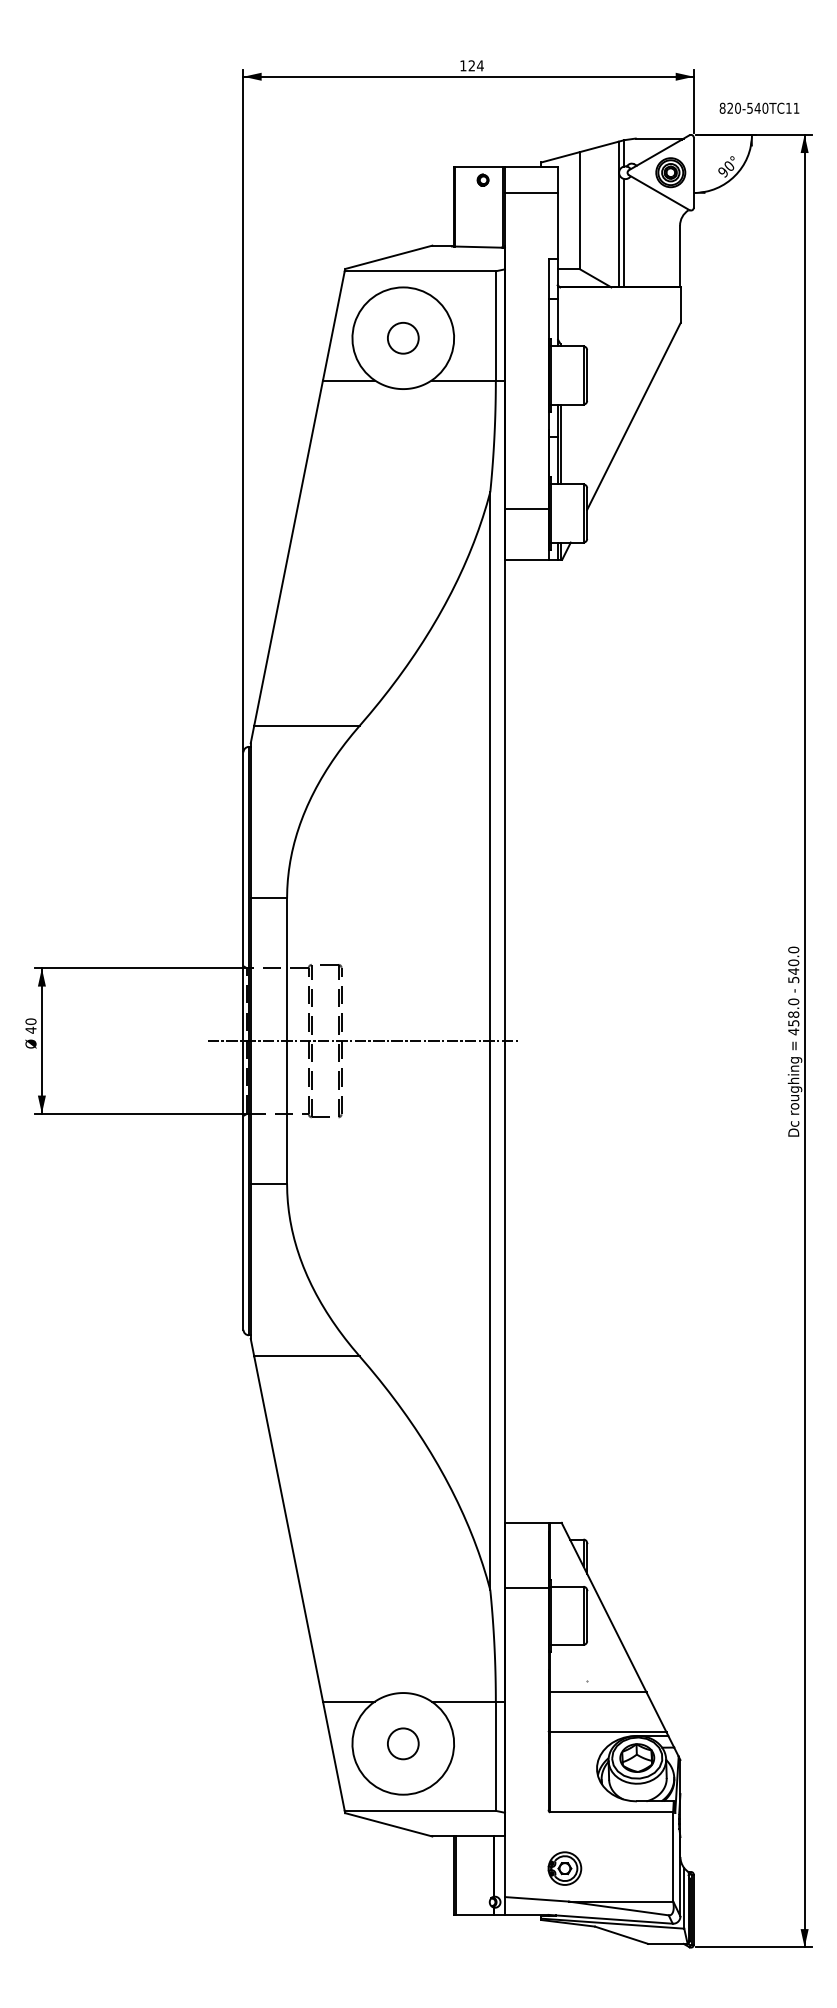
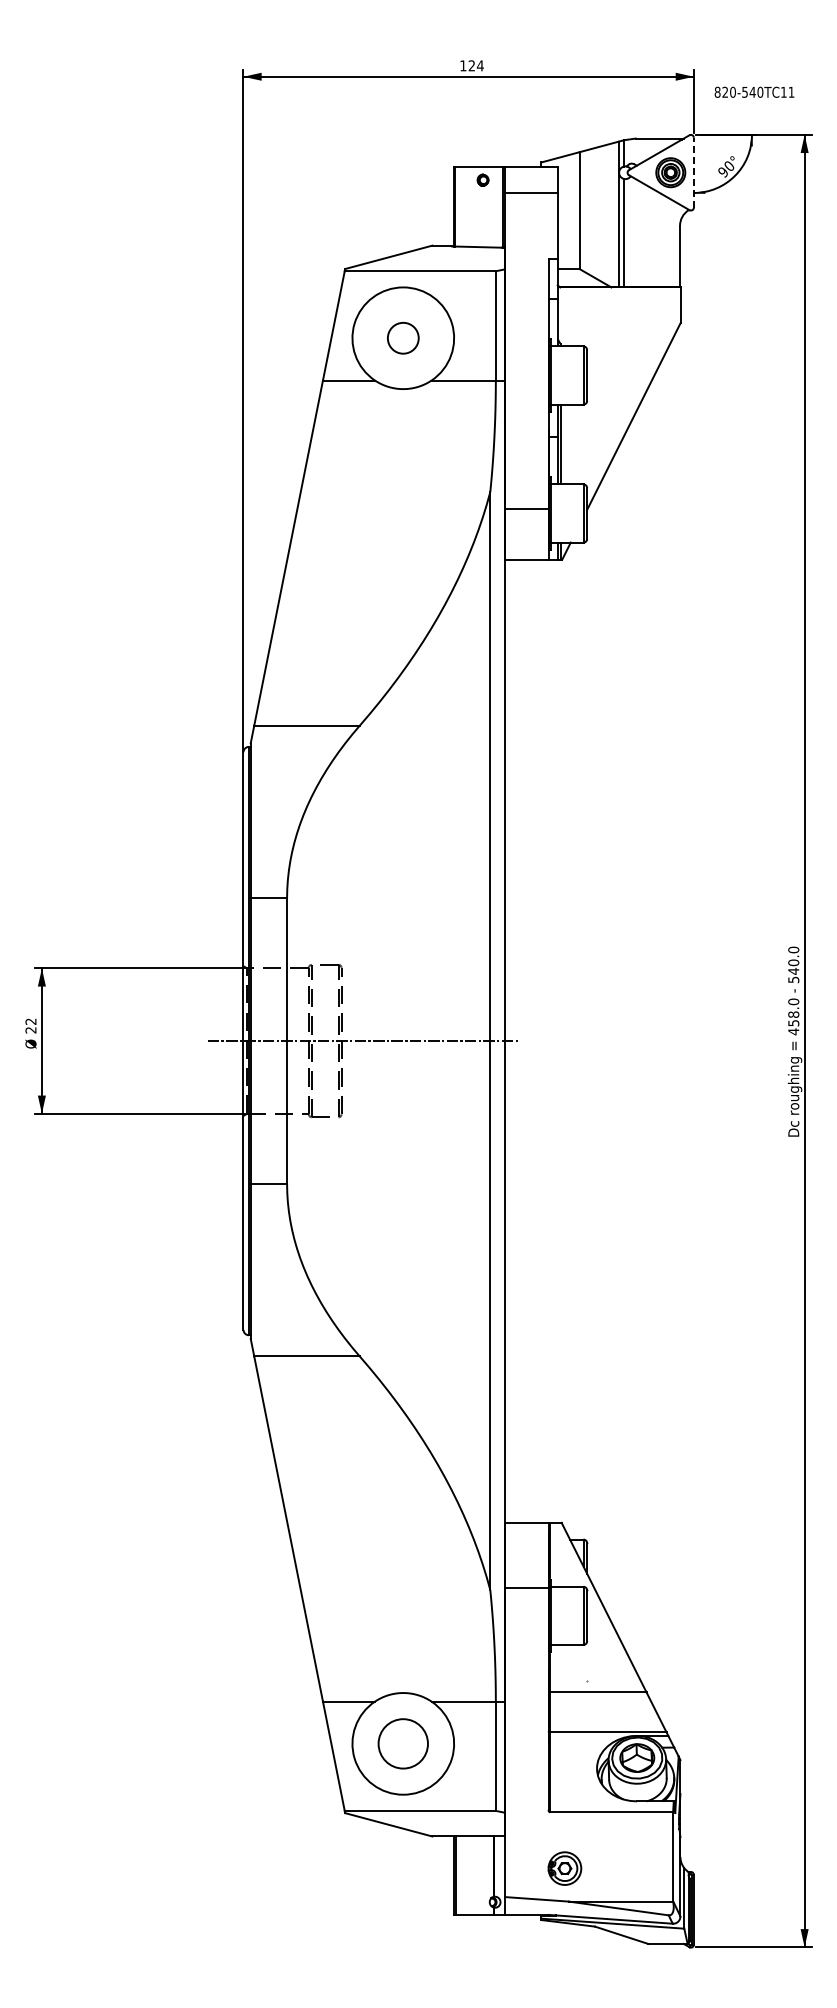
text position: (759, 107) -> (754, 91) (754, 91)
line: solid -> dashed (693, 172)
text: 40 -> 22 (30, 1025)
circle diameter: 31 px -> 49 px (403, 1743)
